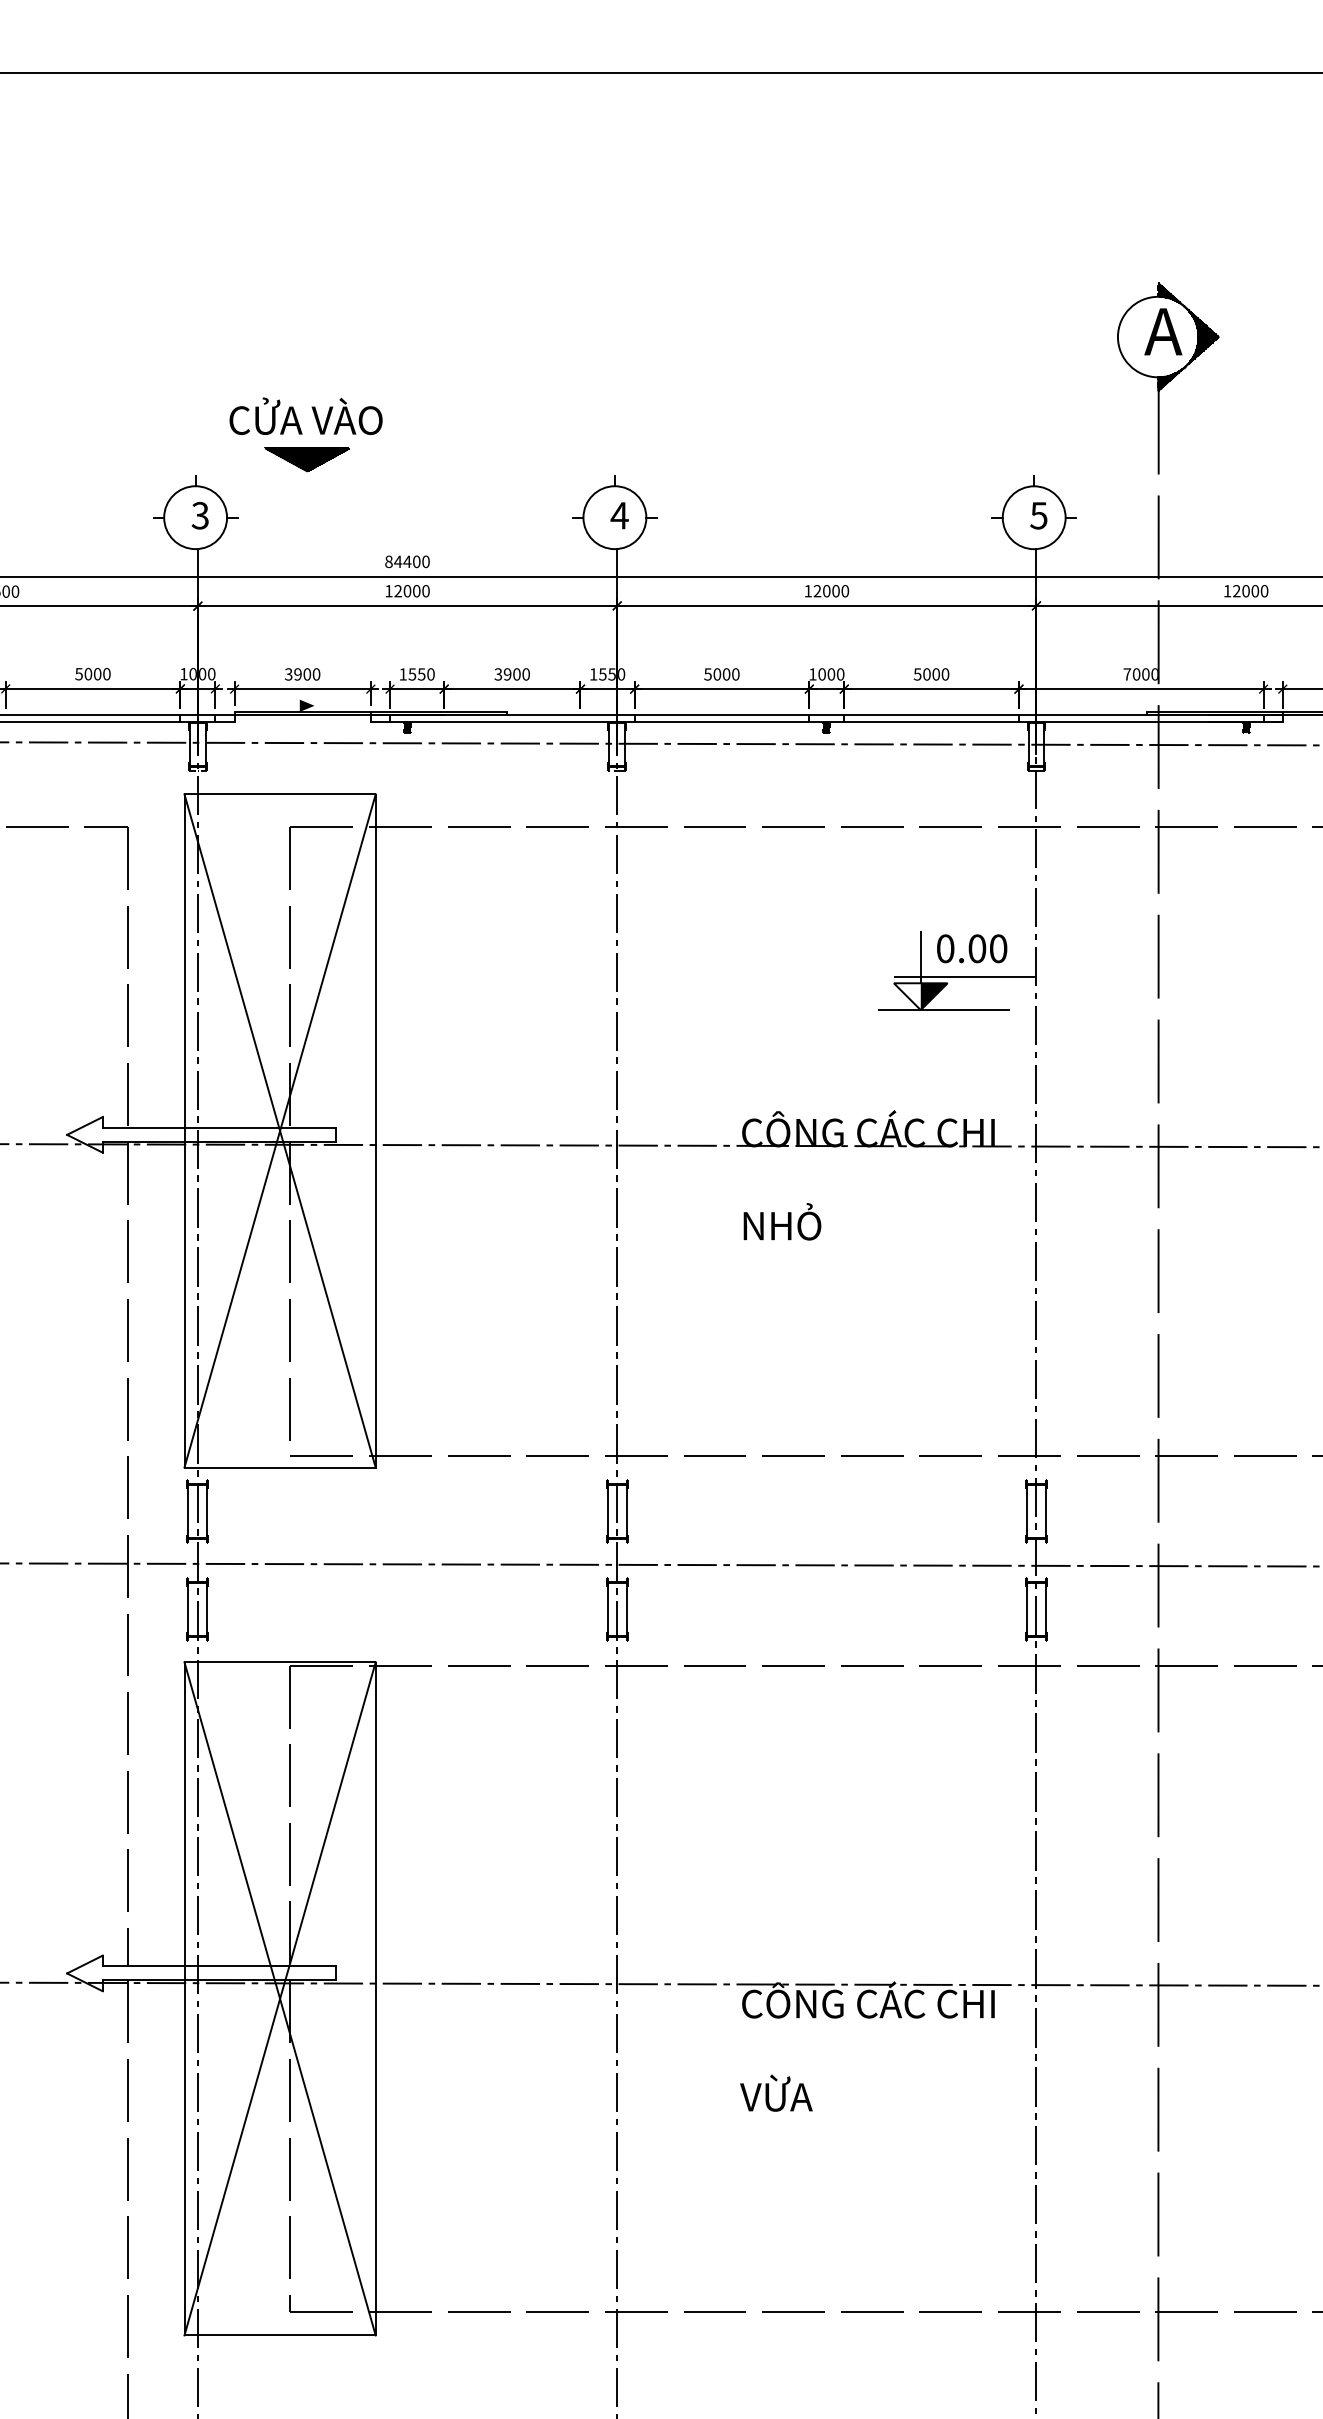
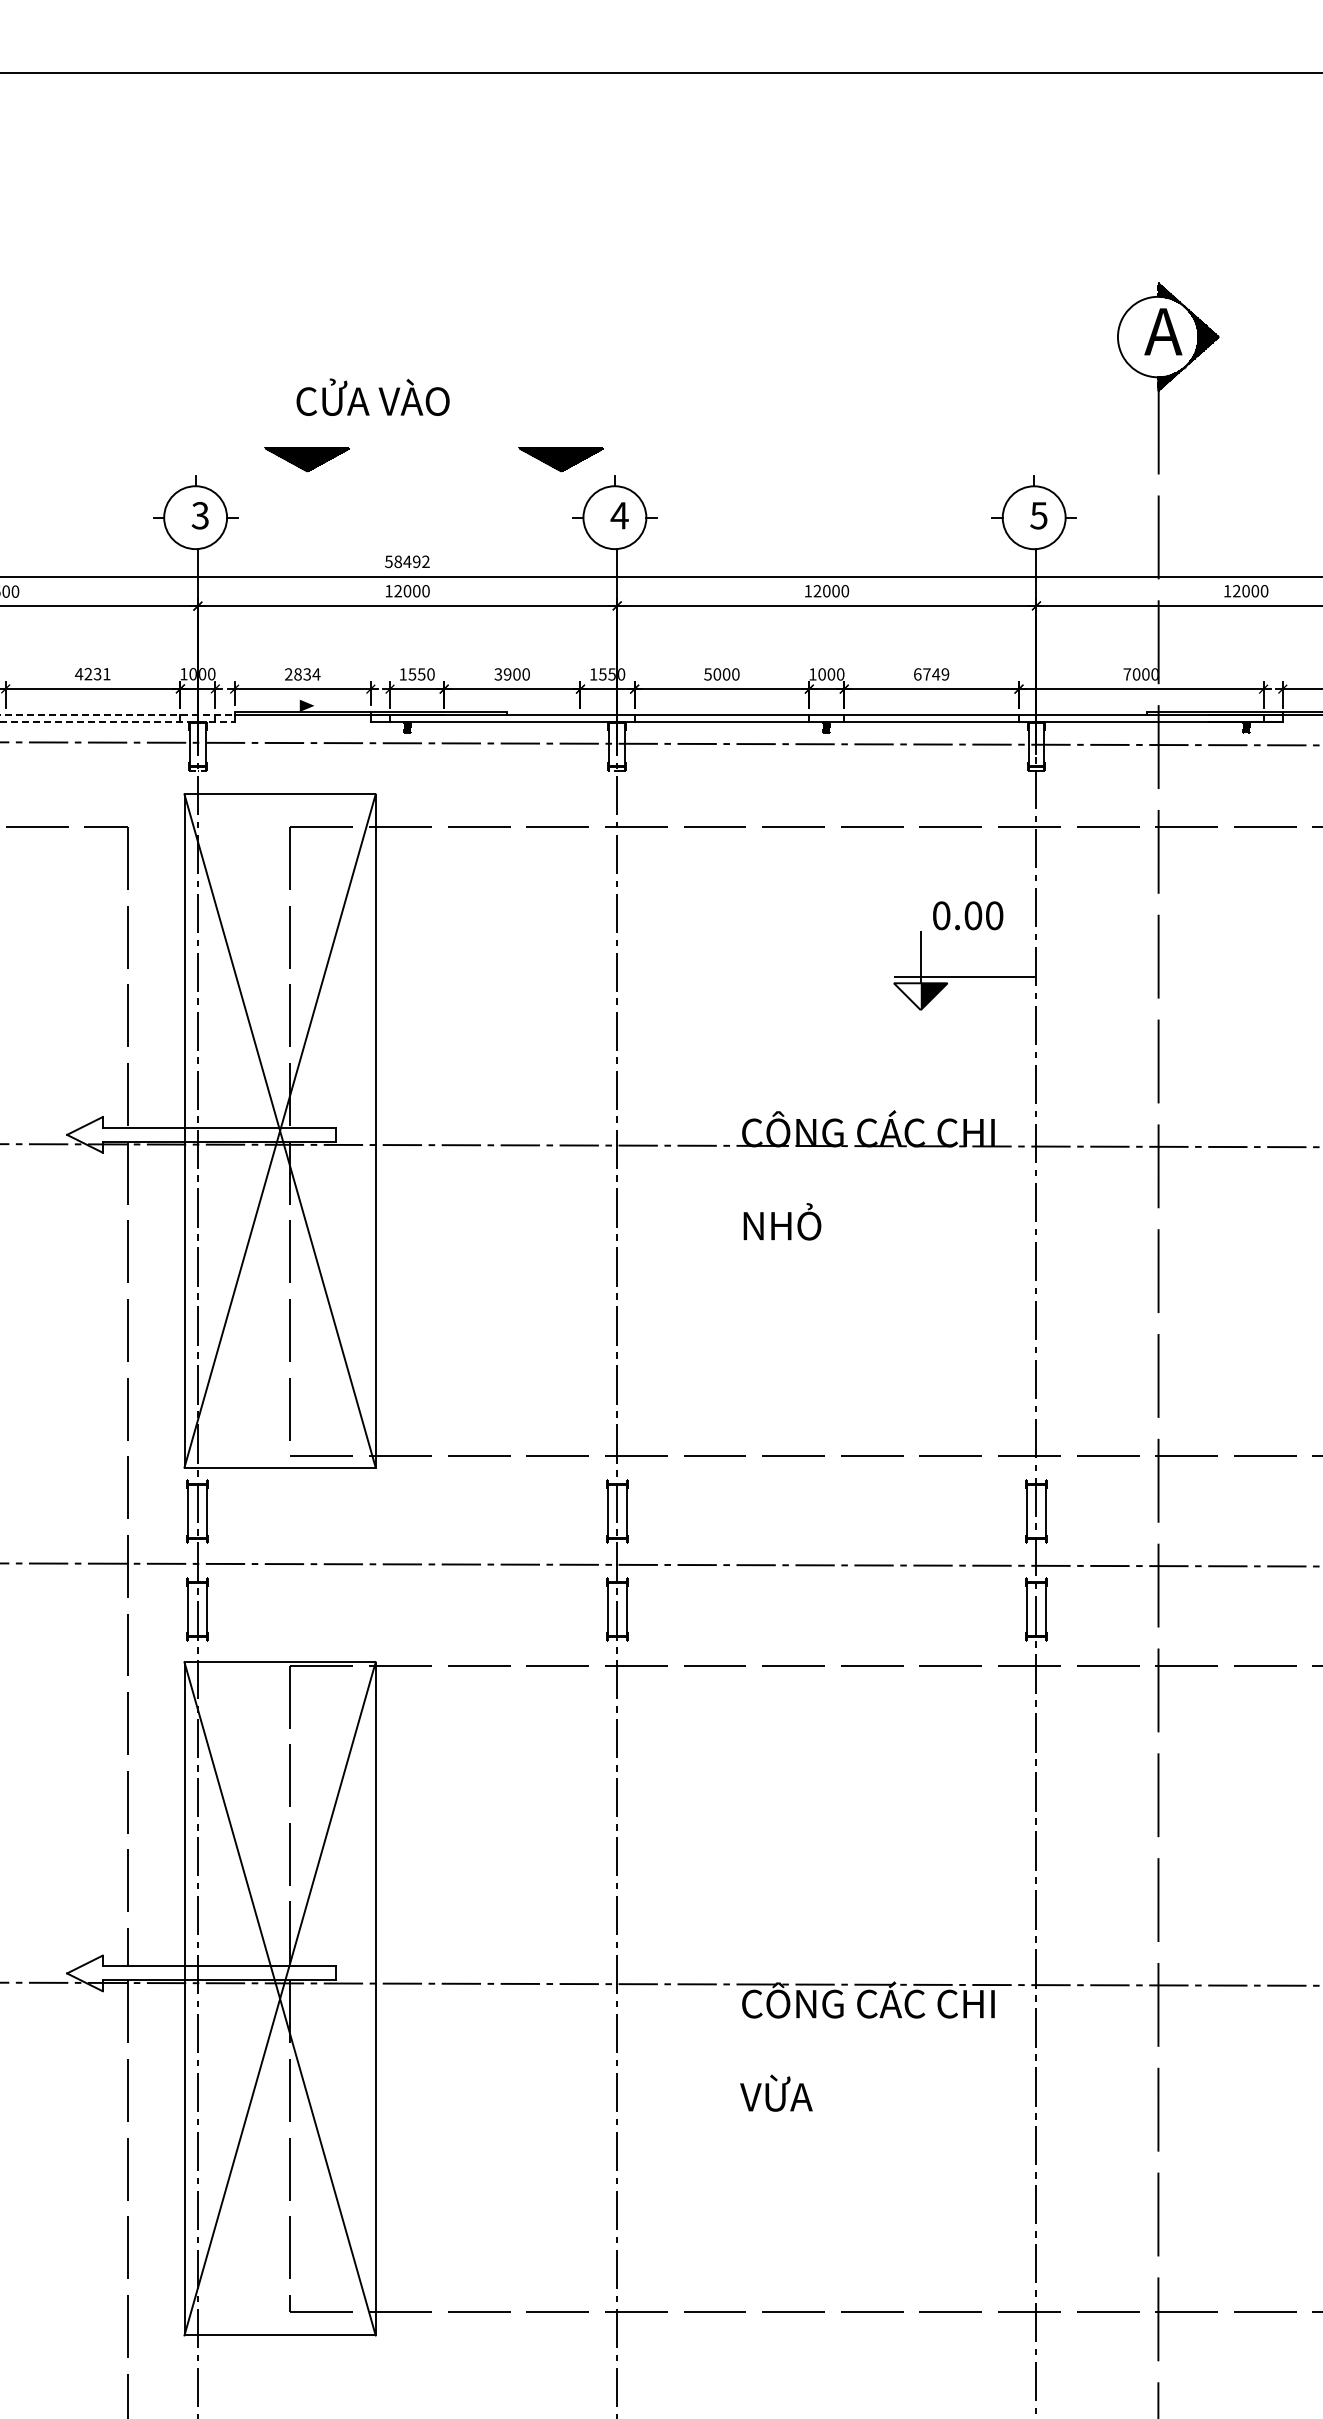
text position: (305, 415) -> (372, 396) (372, 396)
part: none -> present (560, 459)
text: 84400 -> 58492 (407, 561)
text: 5000 -> 4231 (92, 674)
text: 3900 -> 2834 (302, 674)
text: 5000 -> 6749 (931, 674)
line: solid -> dashed (117, 715)
line: solid -> dashed (117, 722)
text position: (972, 948) -> (968, 915) (968, 915)
line: present -> none (943, 1010)
